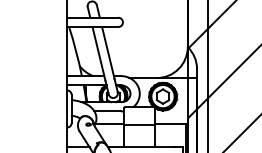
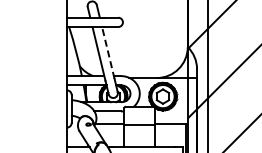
line: solid -> dashed (108, 52)
